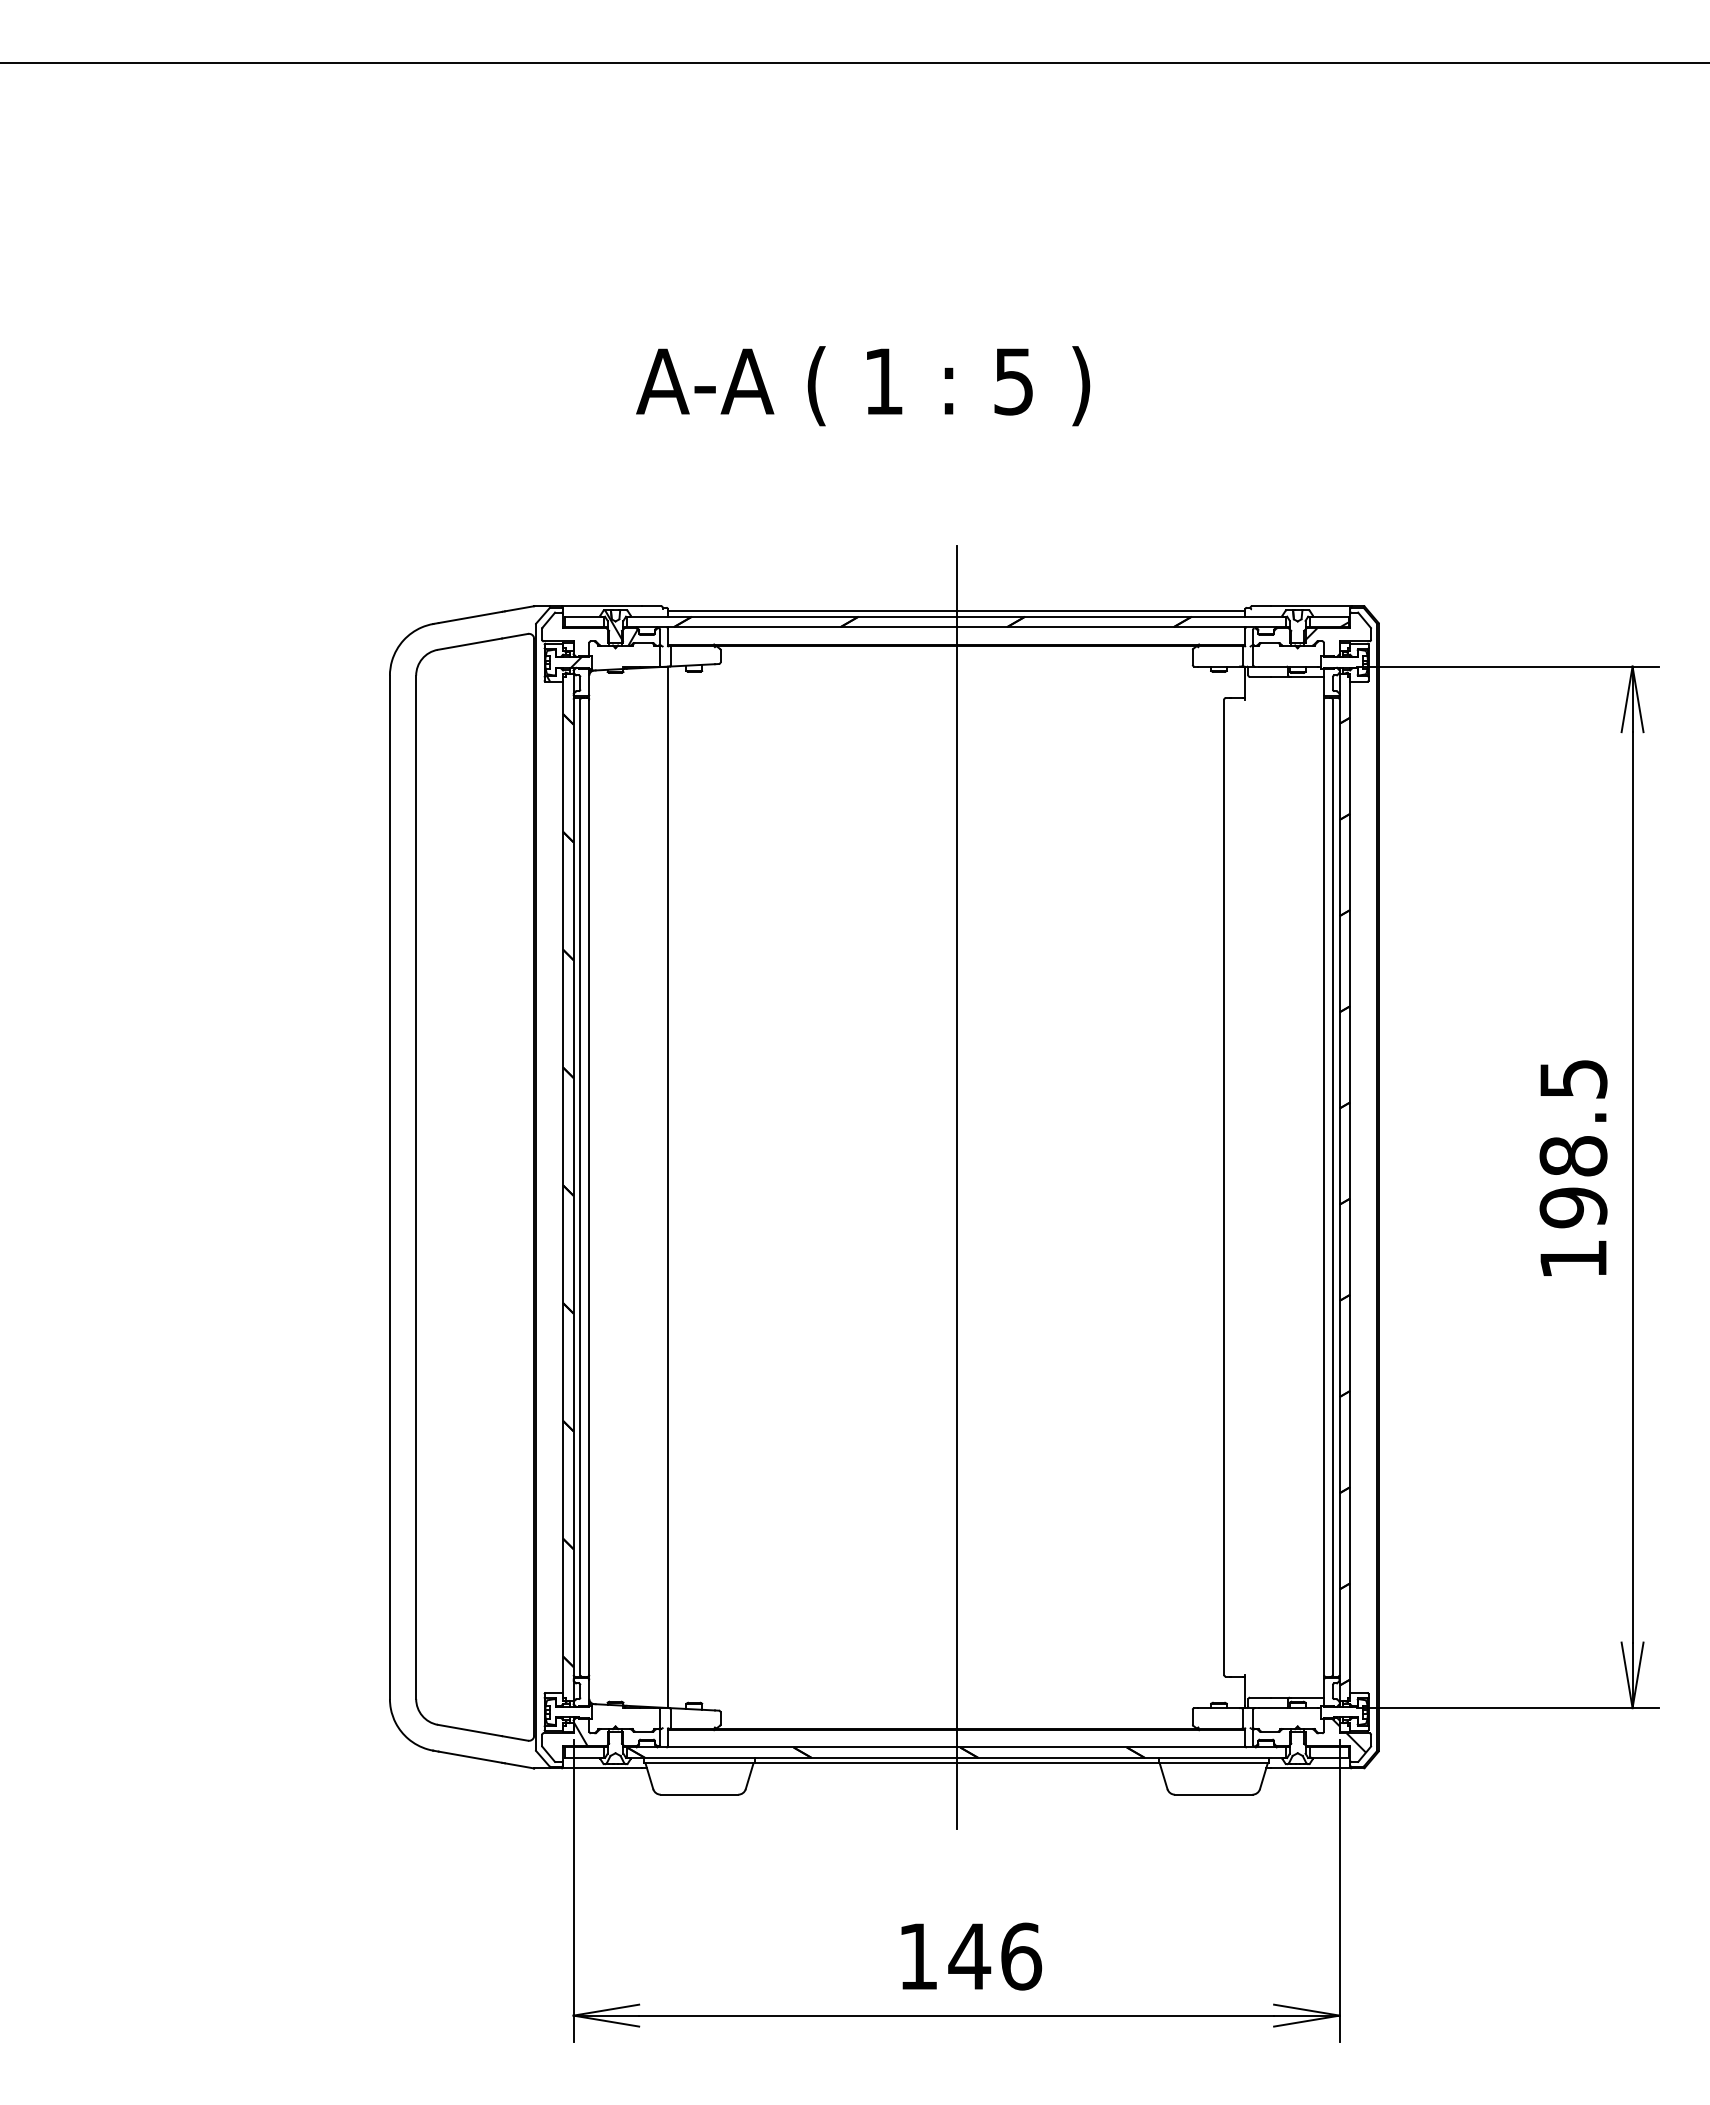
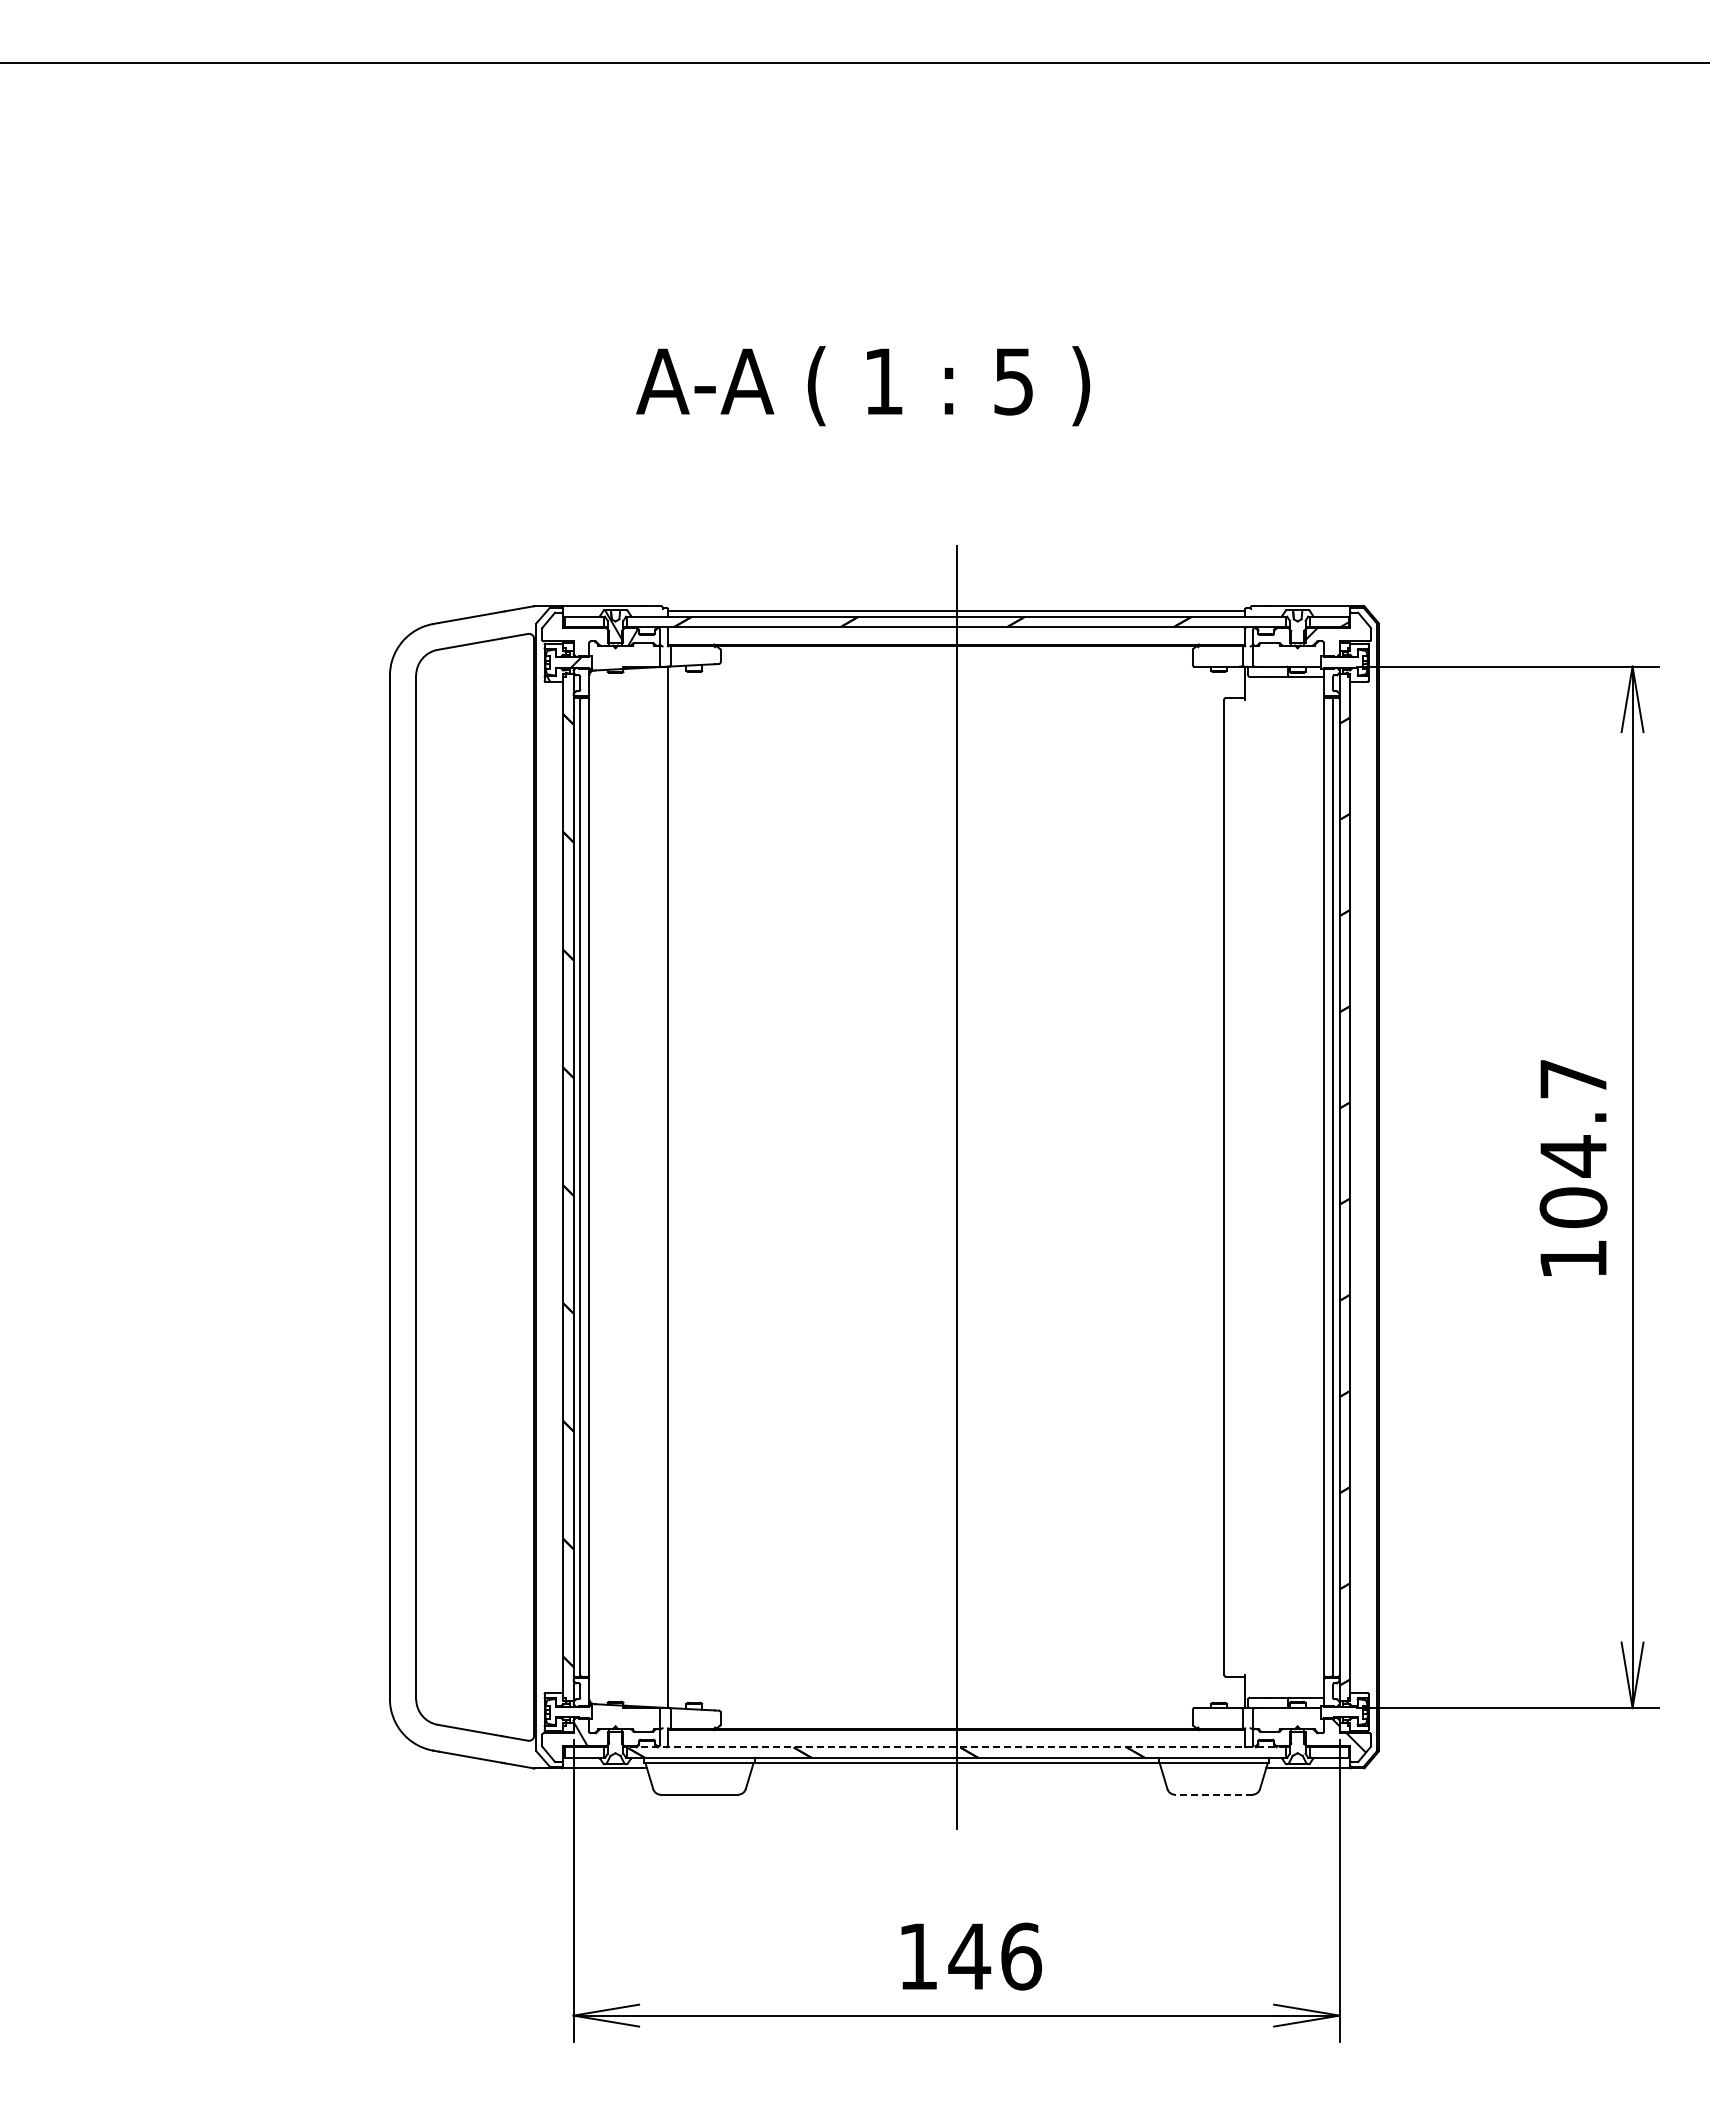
text: 198.5 -> 104.7 (1573, 1144)
line: solid -> dashed (956, 1747)
line: solid -> dashed (1213, 1794)
